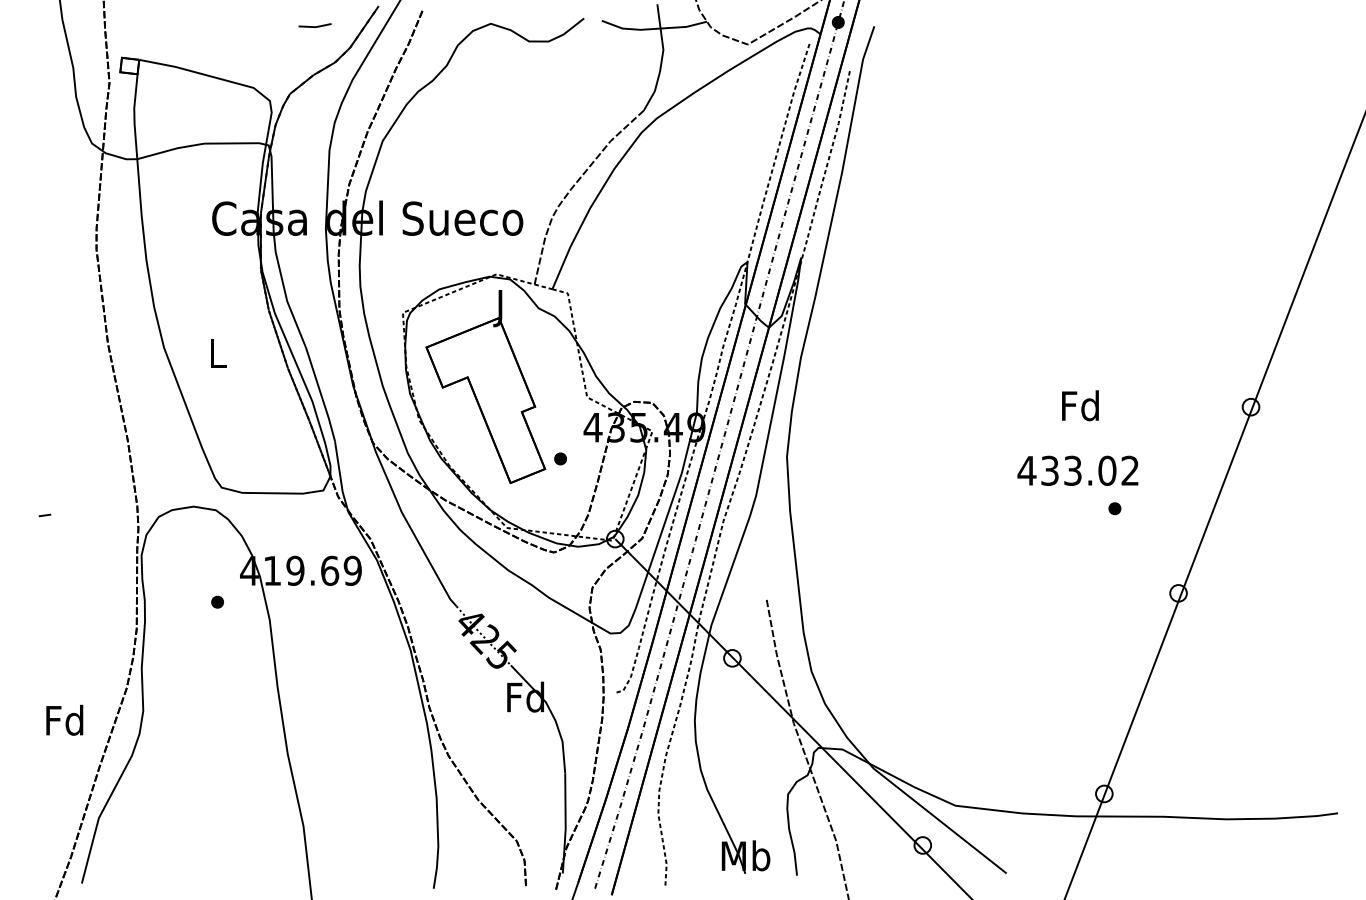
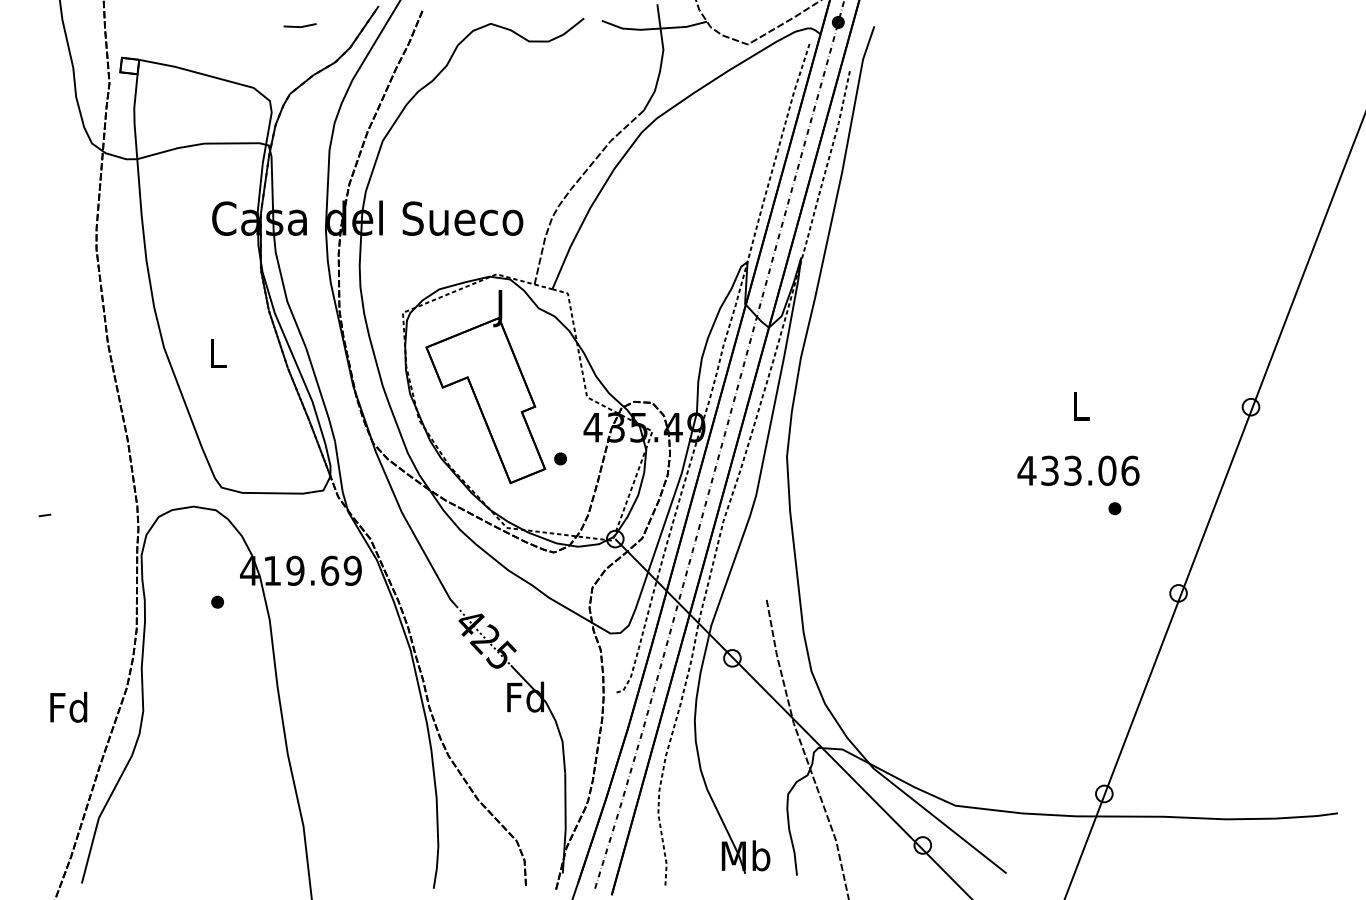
line position: (314, 26) -> (299, 26) (299, 26)
text: Fd -> L (1080, 405)
text: 433.02 -> 433.06 (1130, 470)
text position: (64, 719) -> (68, 706) (68, 706)
